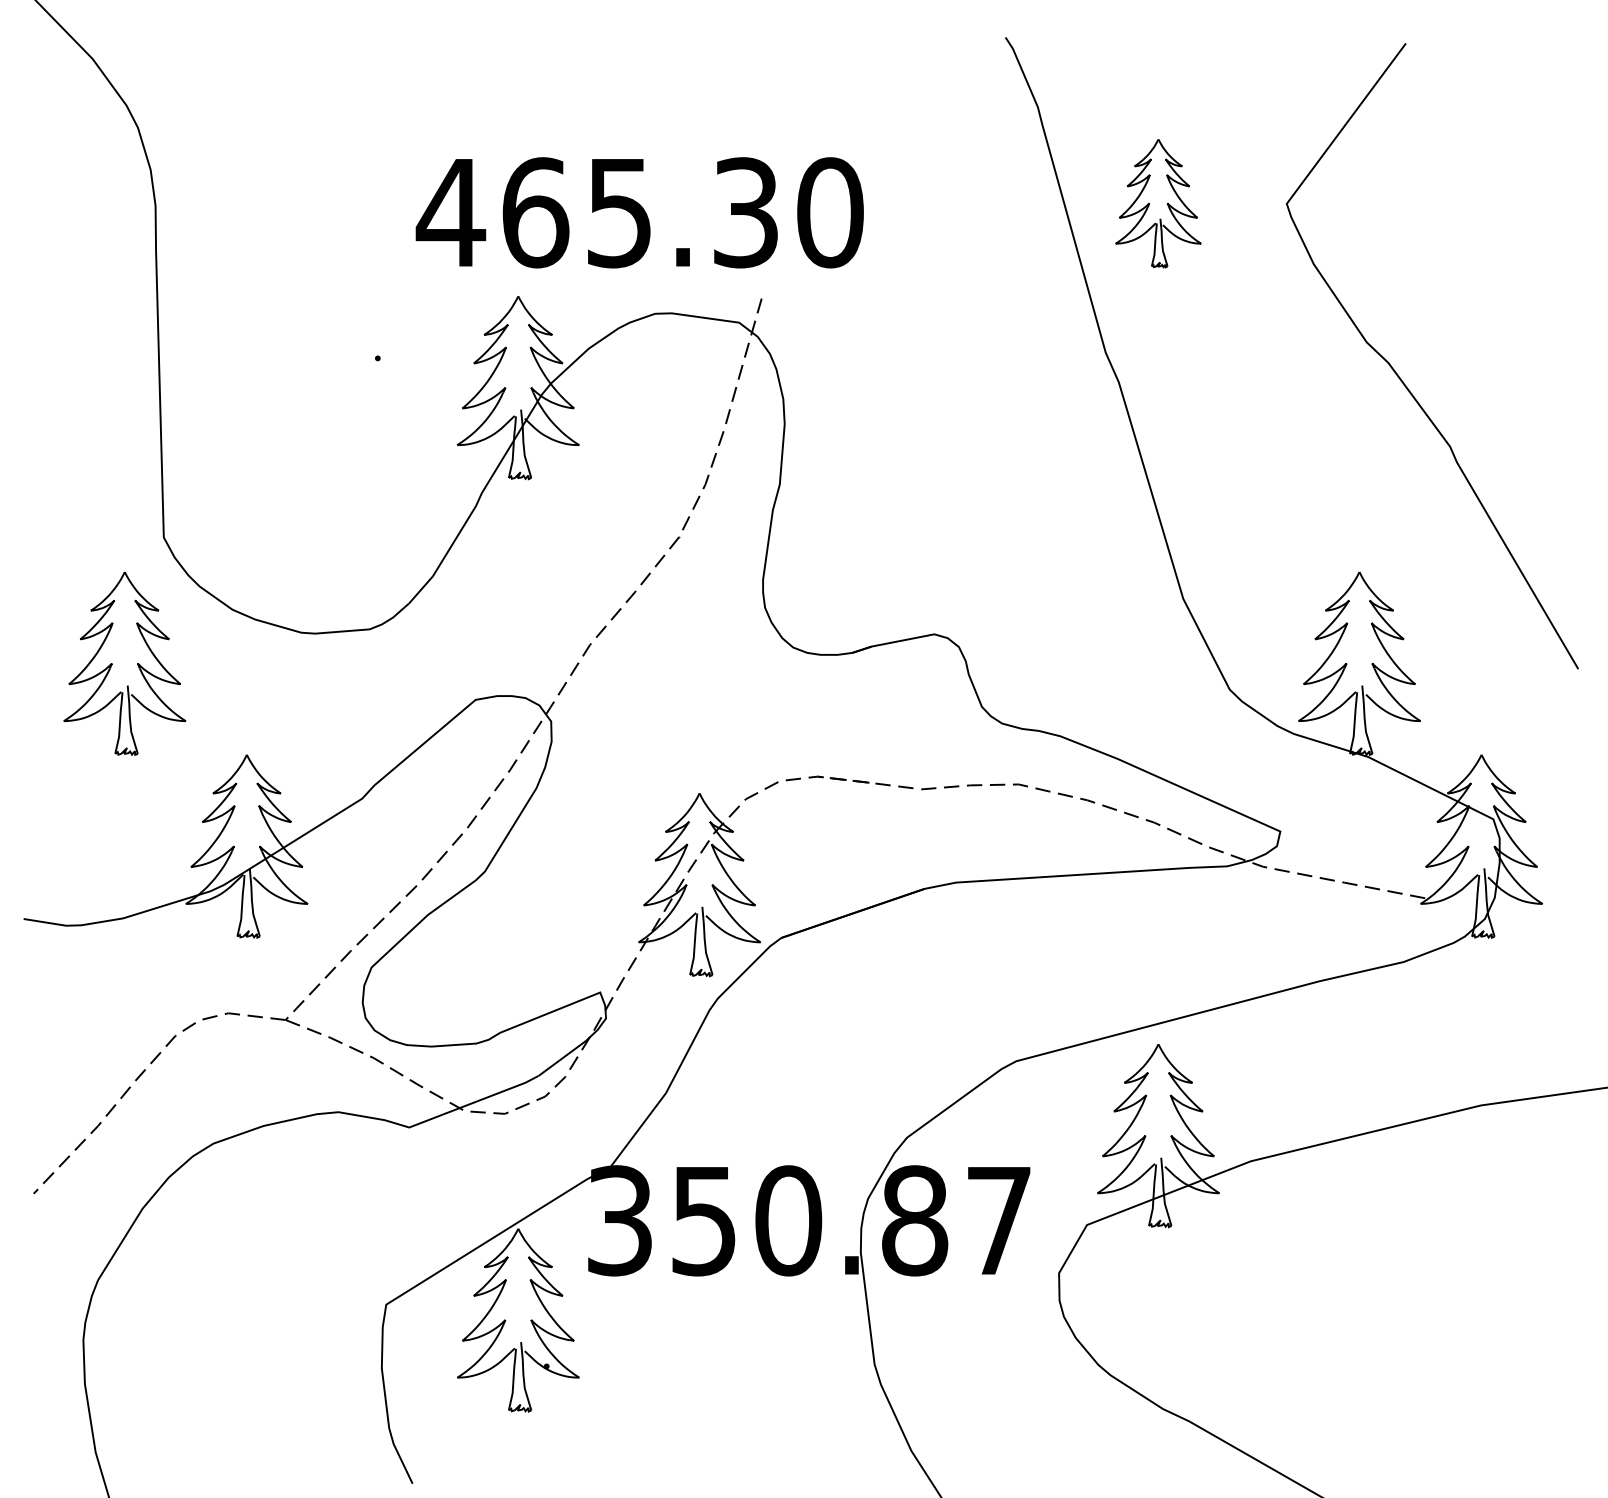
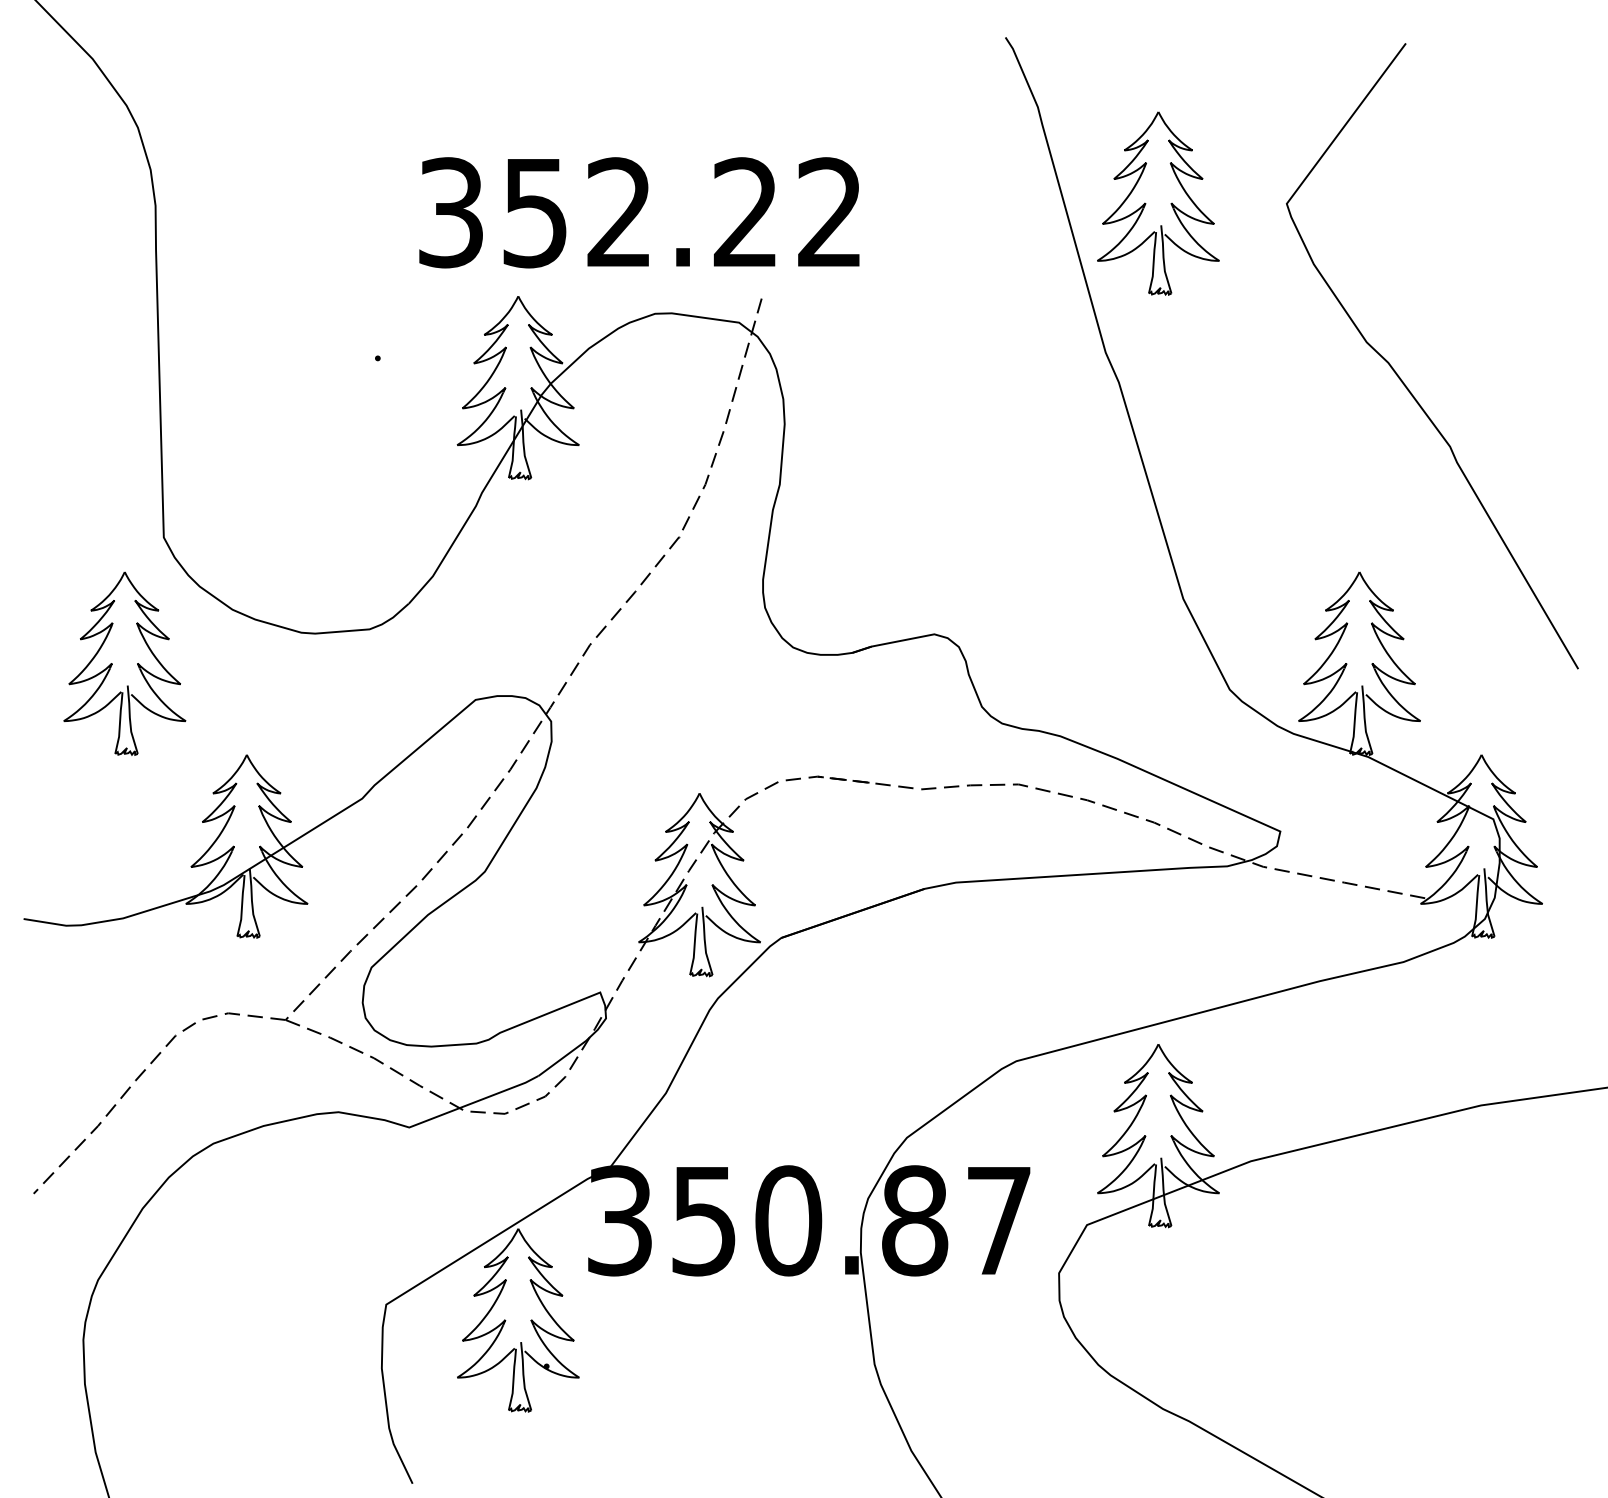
part size: 87x130 px -> 123x185 px (1158, 203)
text: 465.30 -> 352.22 (639, 212)
